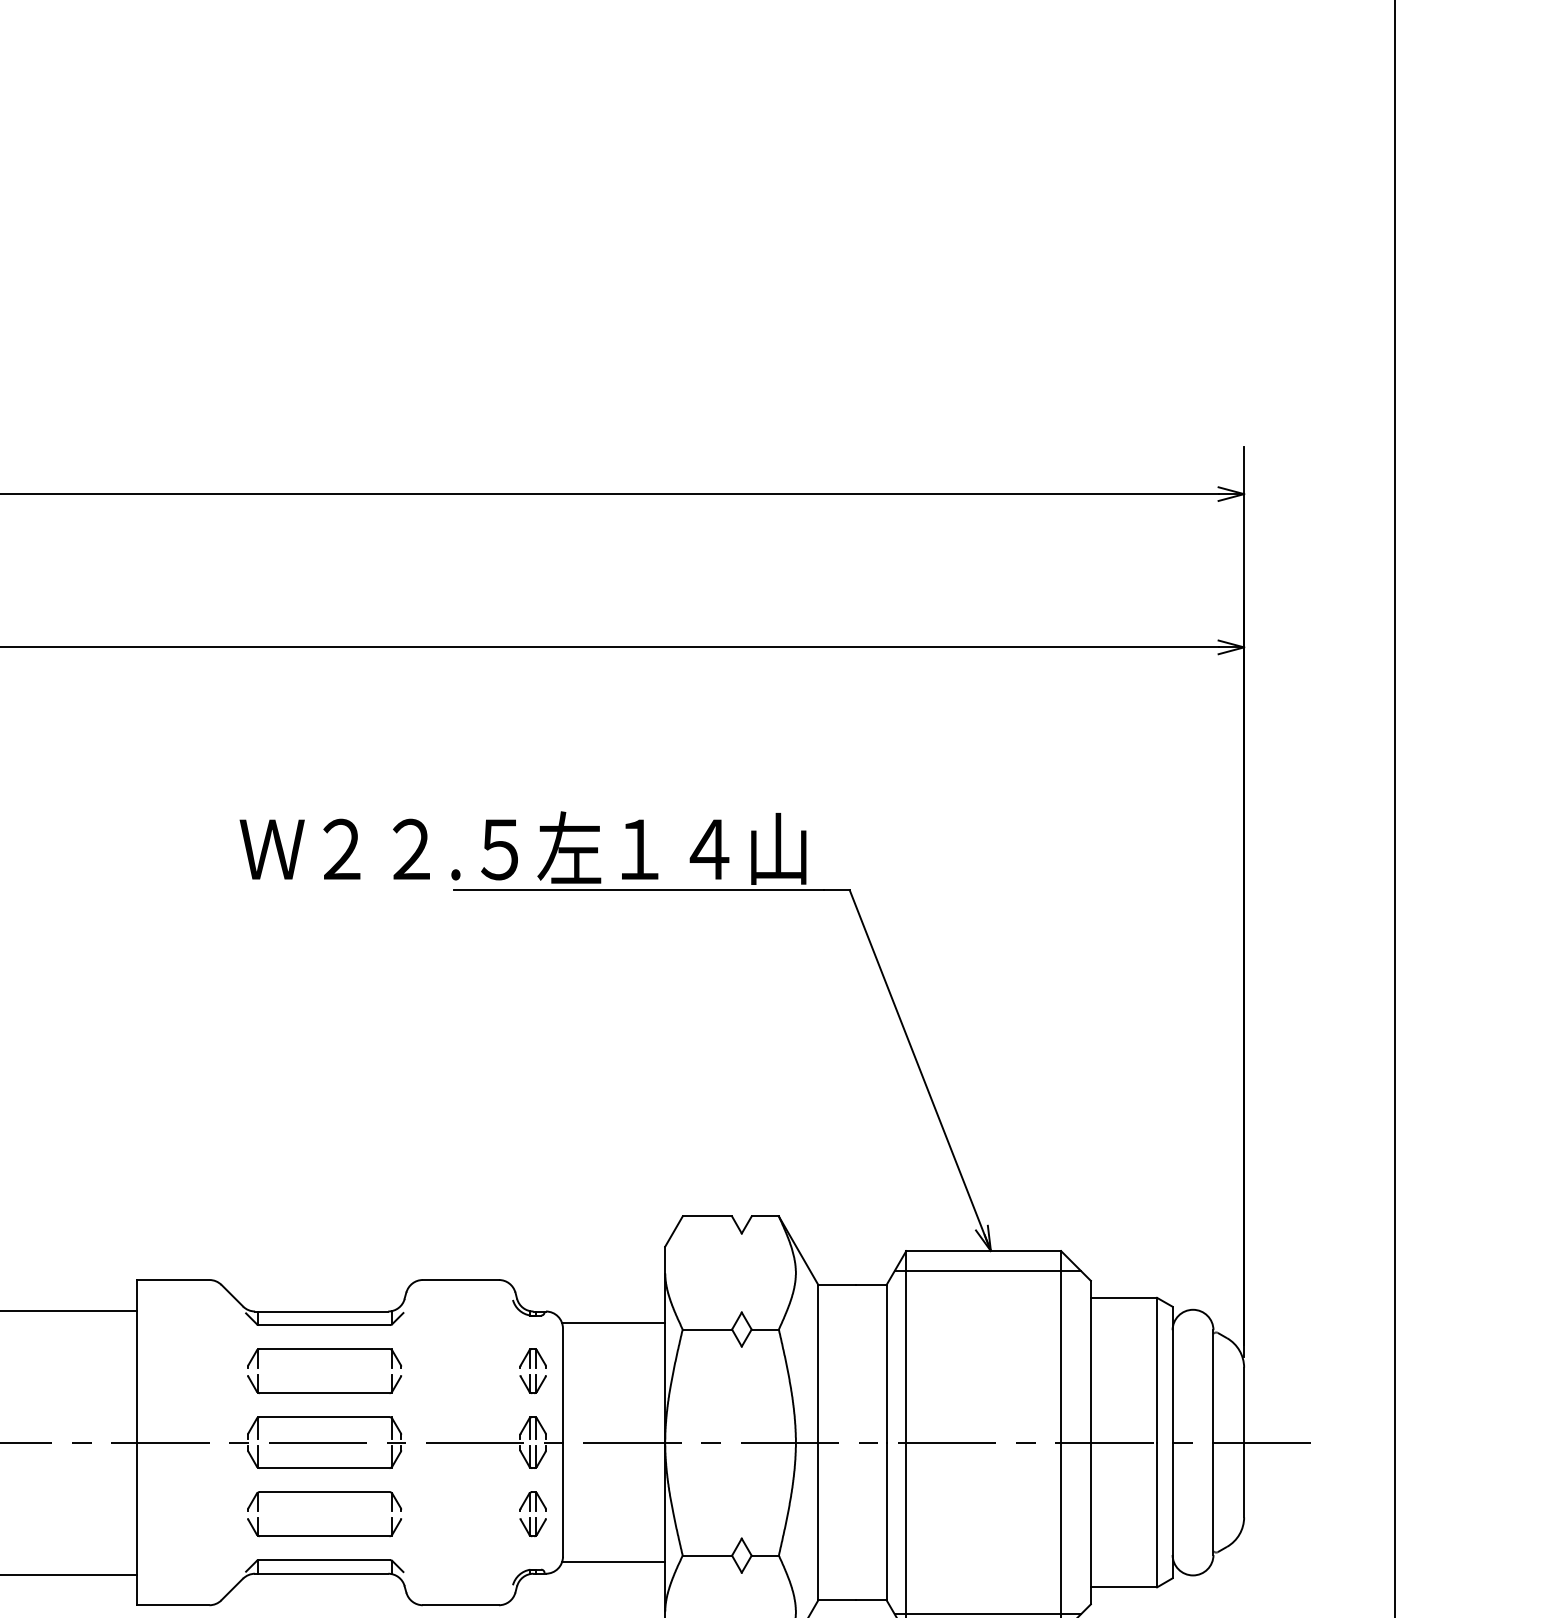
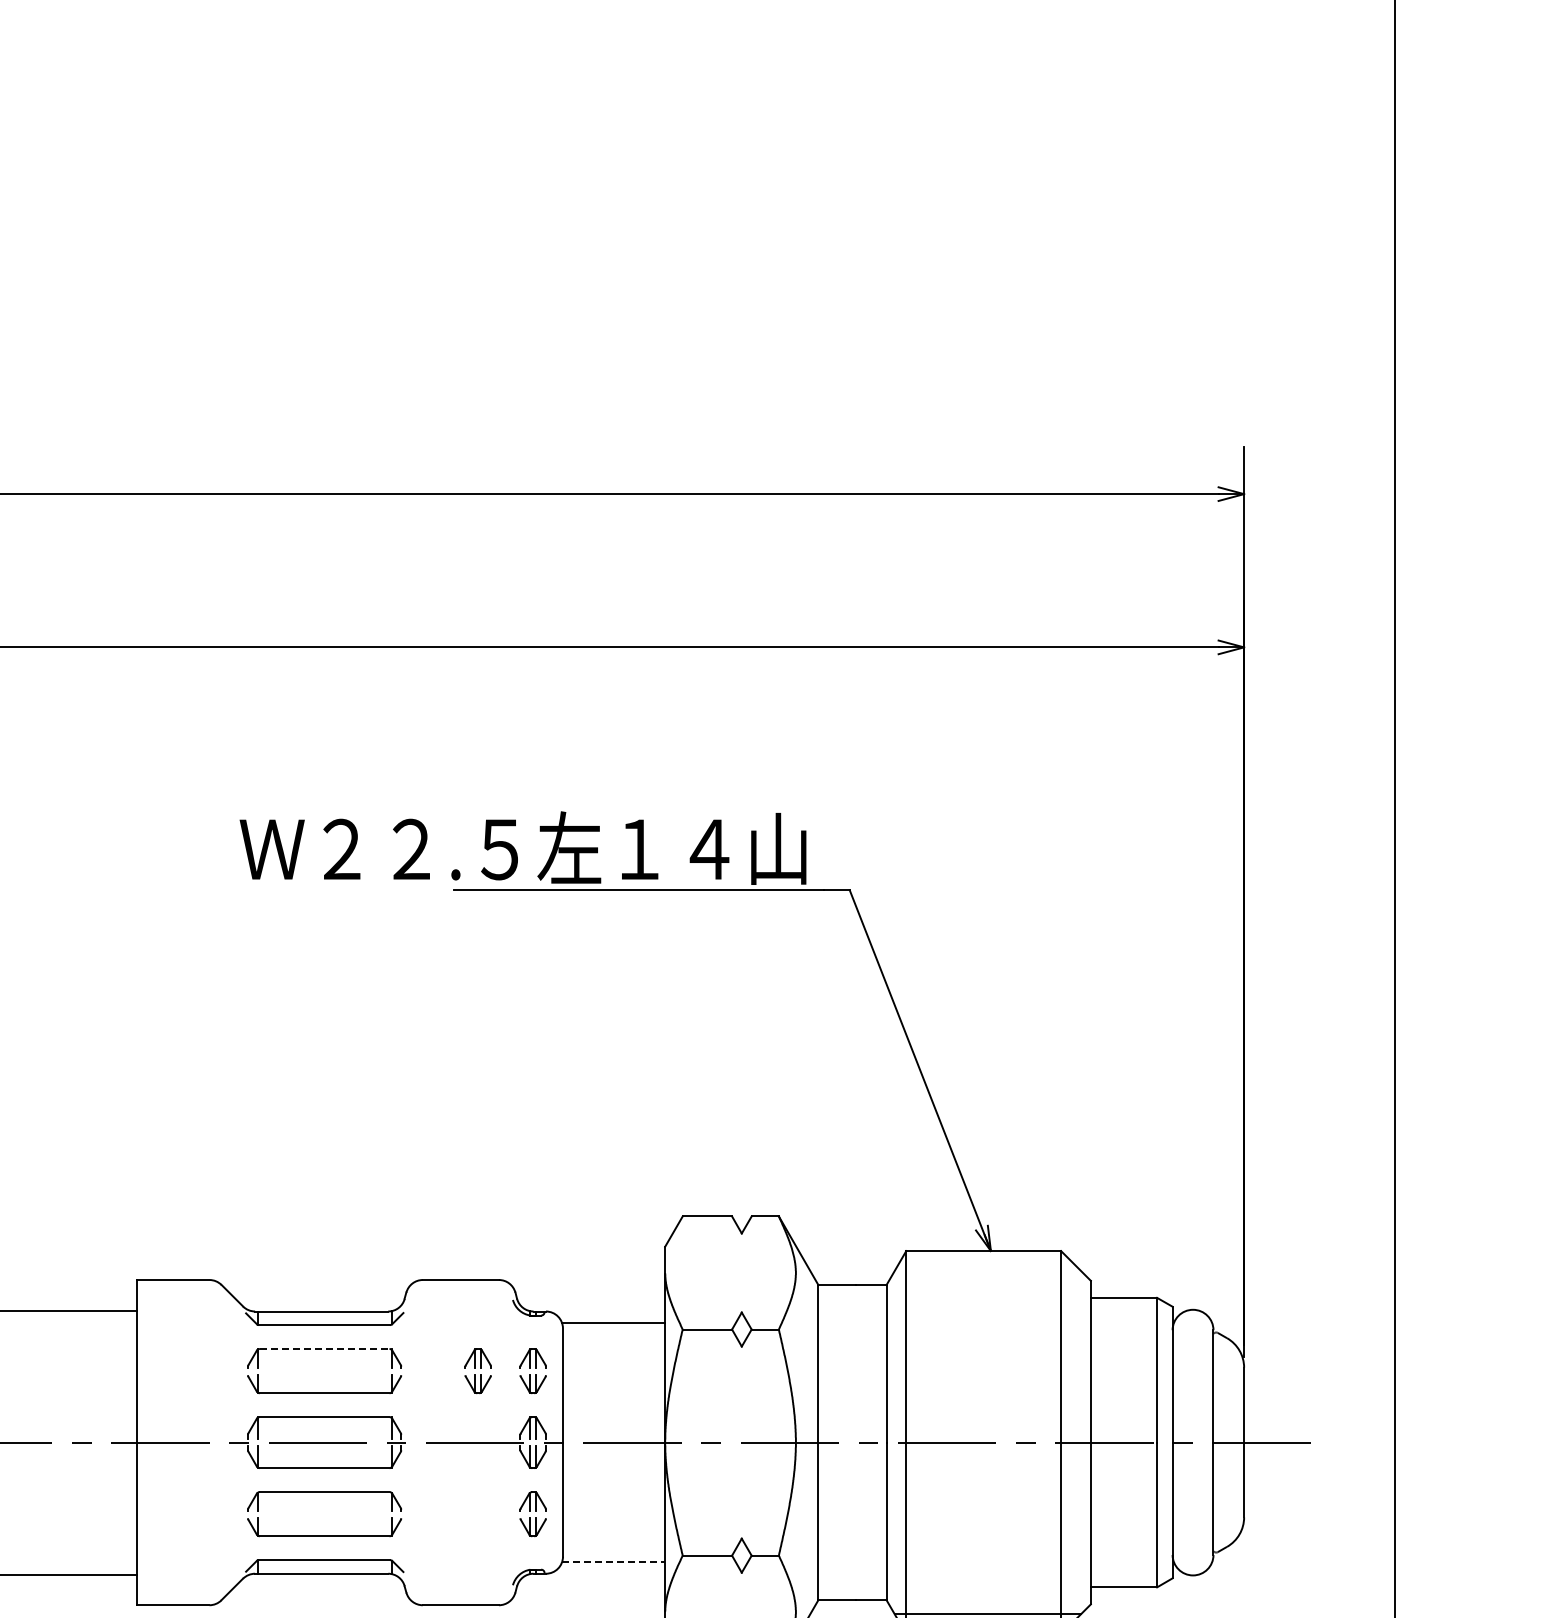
line: present -> none (987, 1270)
line: solid -> dashed (324, 1348)
part: none -> present (477, 1371)
line: solid -> dashed (614, 1561)
